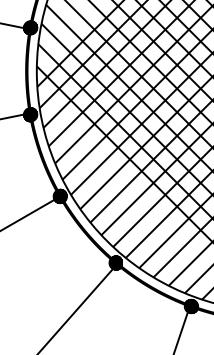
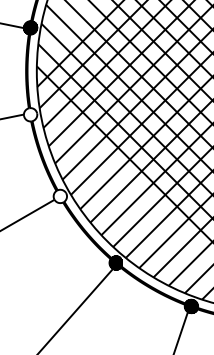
hatch: present -> none (30, 114)
hatch: present -> none (60, 196)
